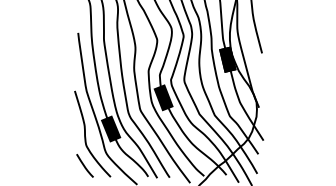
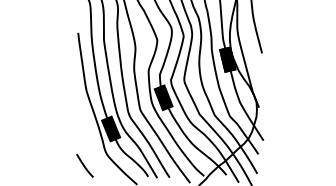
curve: present -> none (85, 133)
